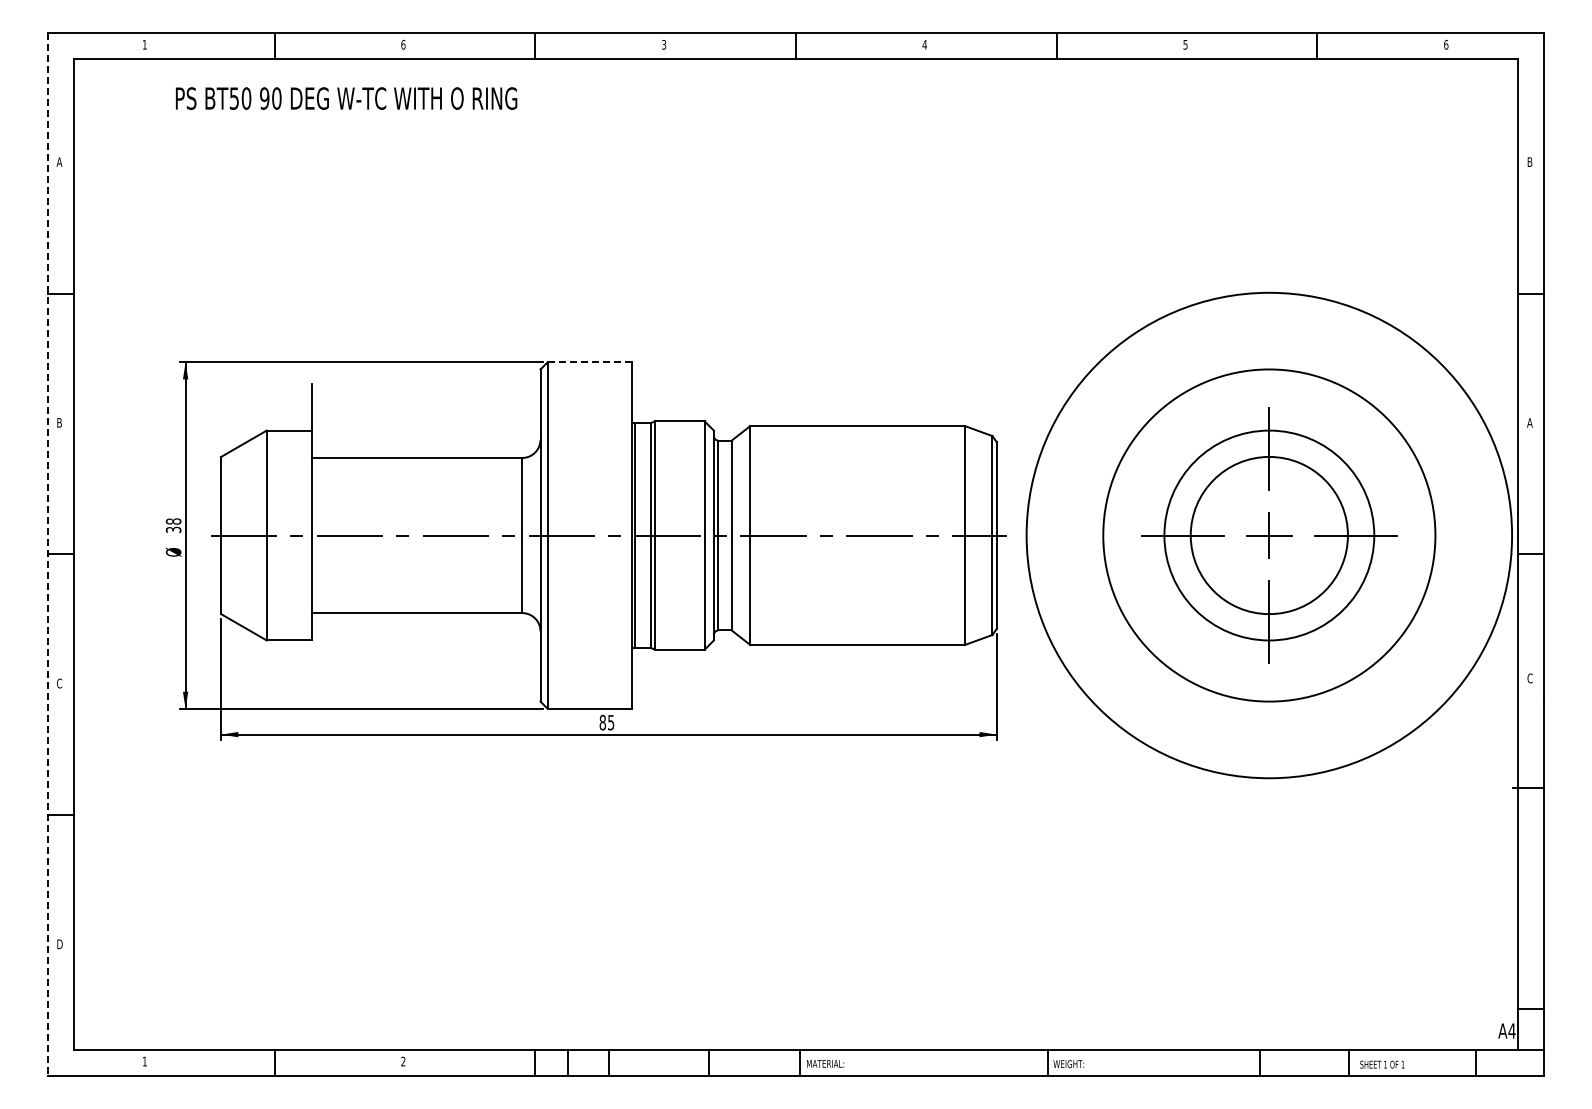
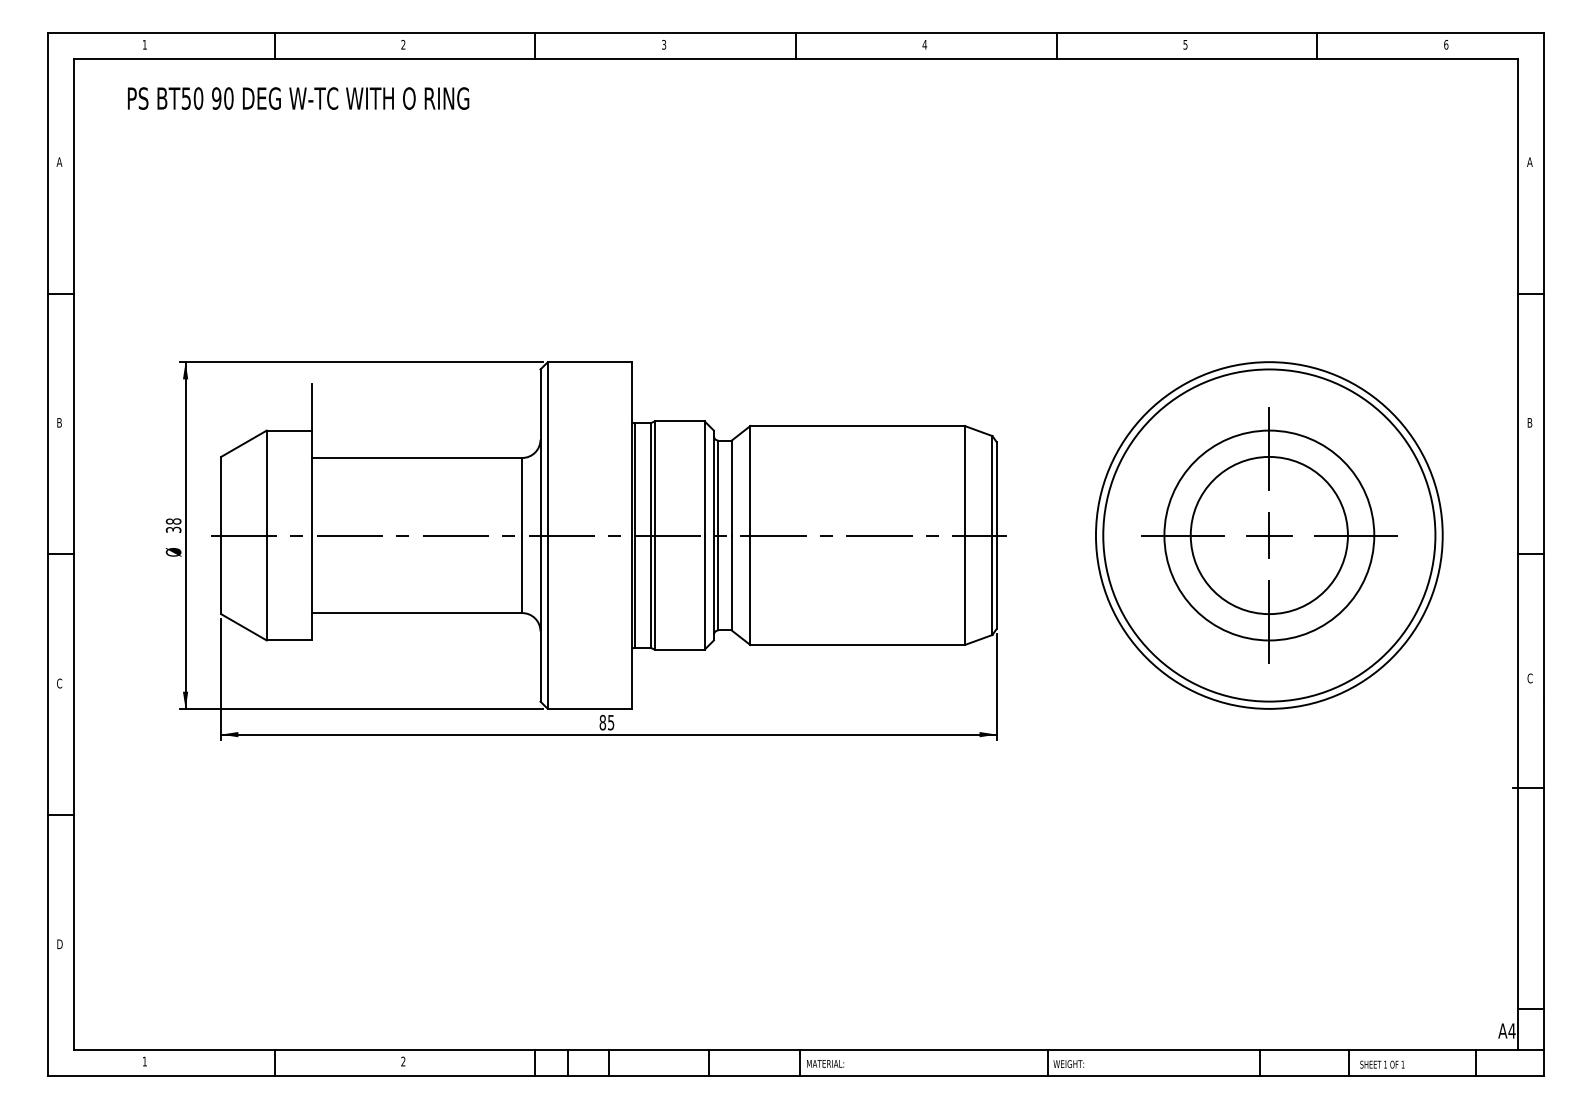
text: 6 -> 2 (403, 44)
text position: (346, 98) -> (298, 98) (298, 98)
text: B -> A (1529, 161)
line: dashed -> solid (589, 362)
text: A -> B (1529, 422)
circle diameter: 485 px -> 347 px (1268, 535)
line: dashed -> solid (47, 554)
